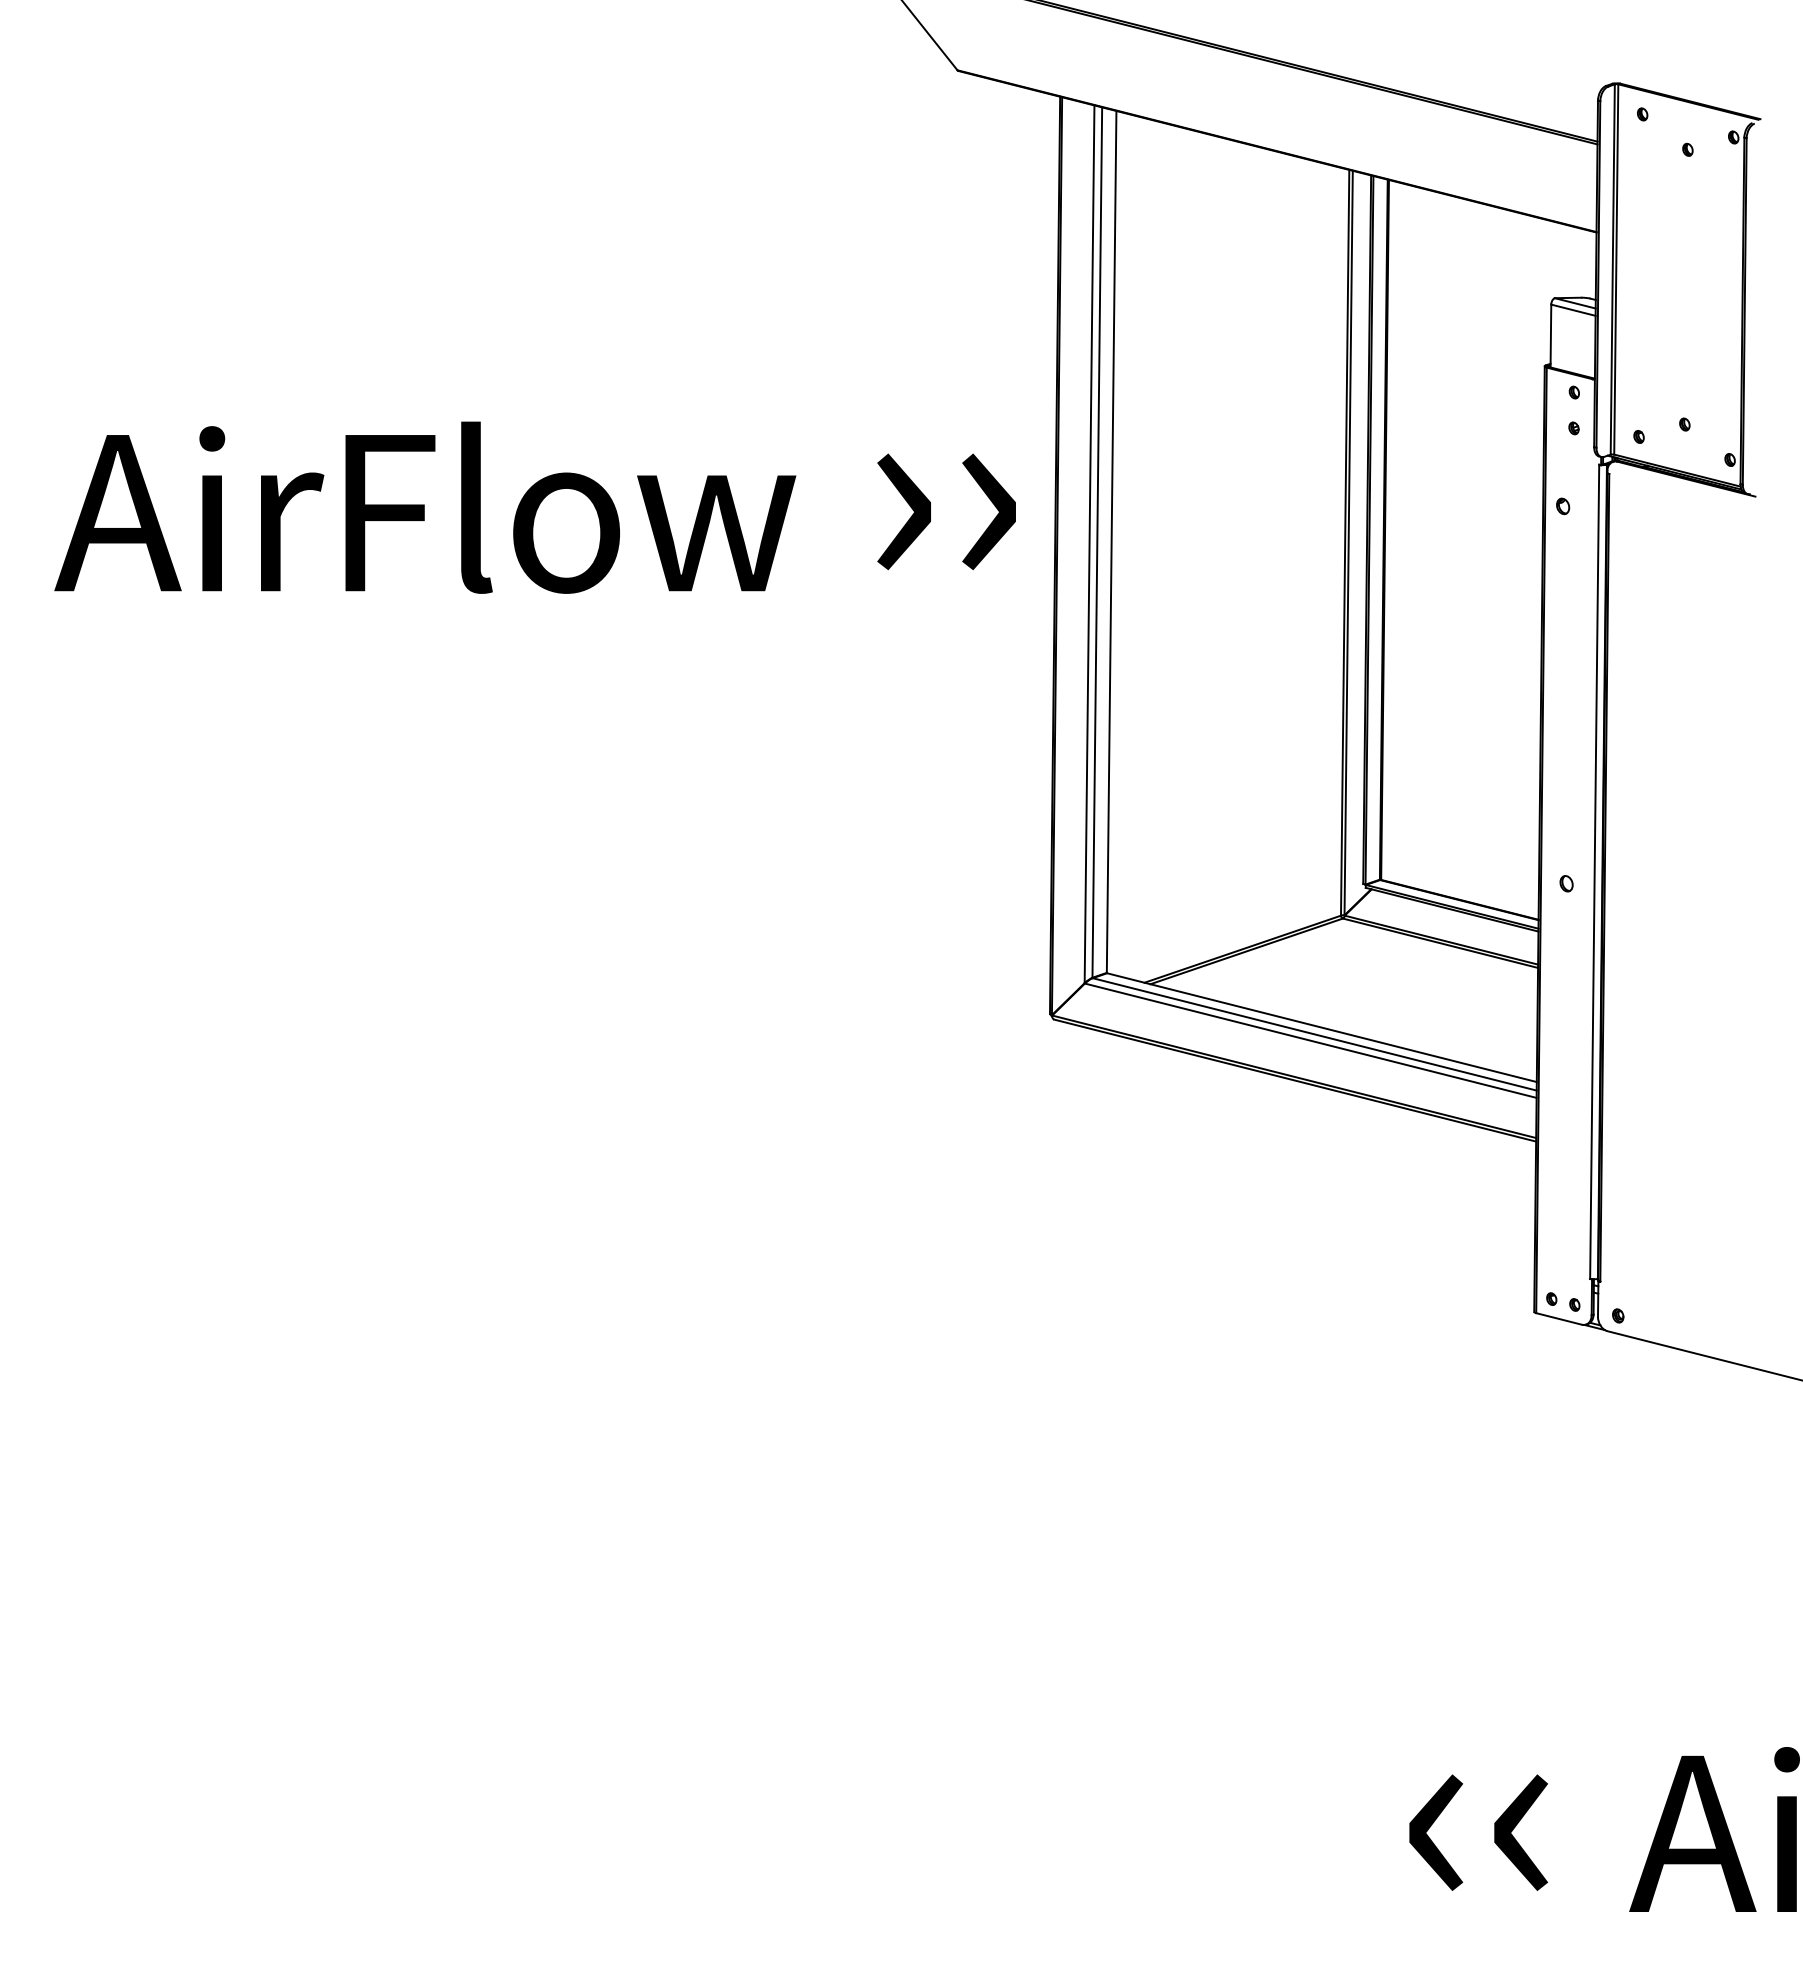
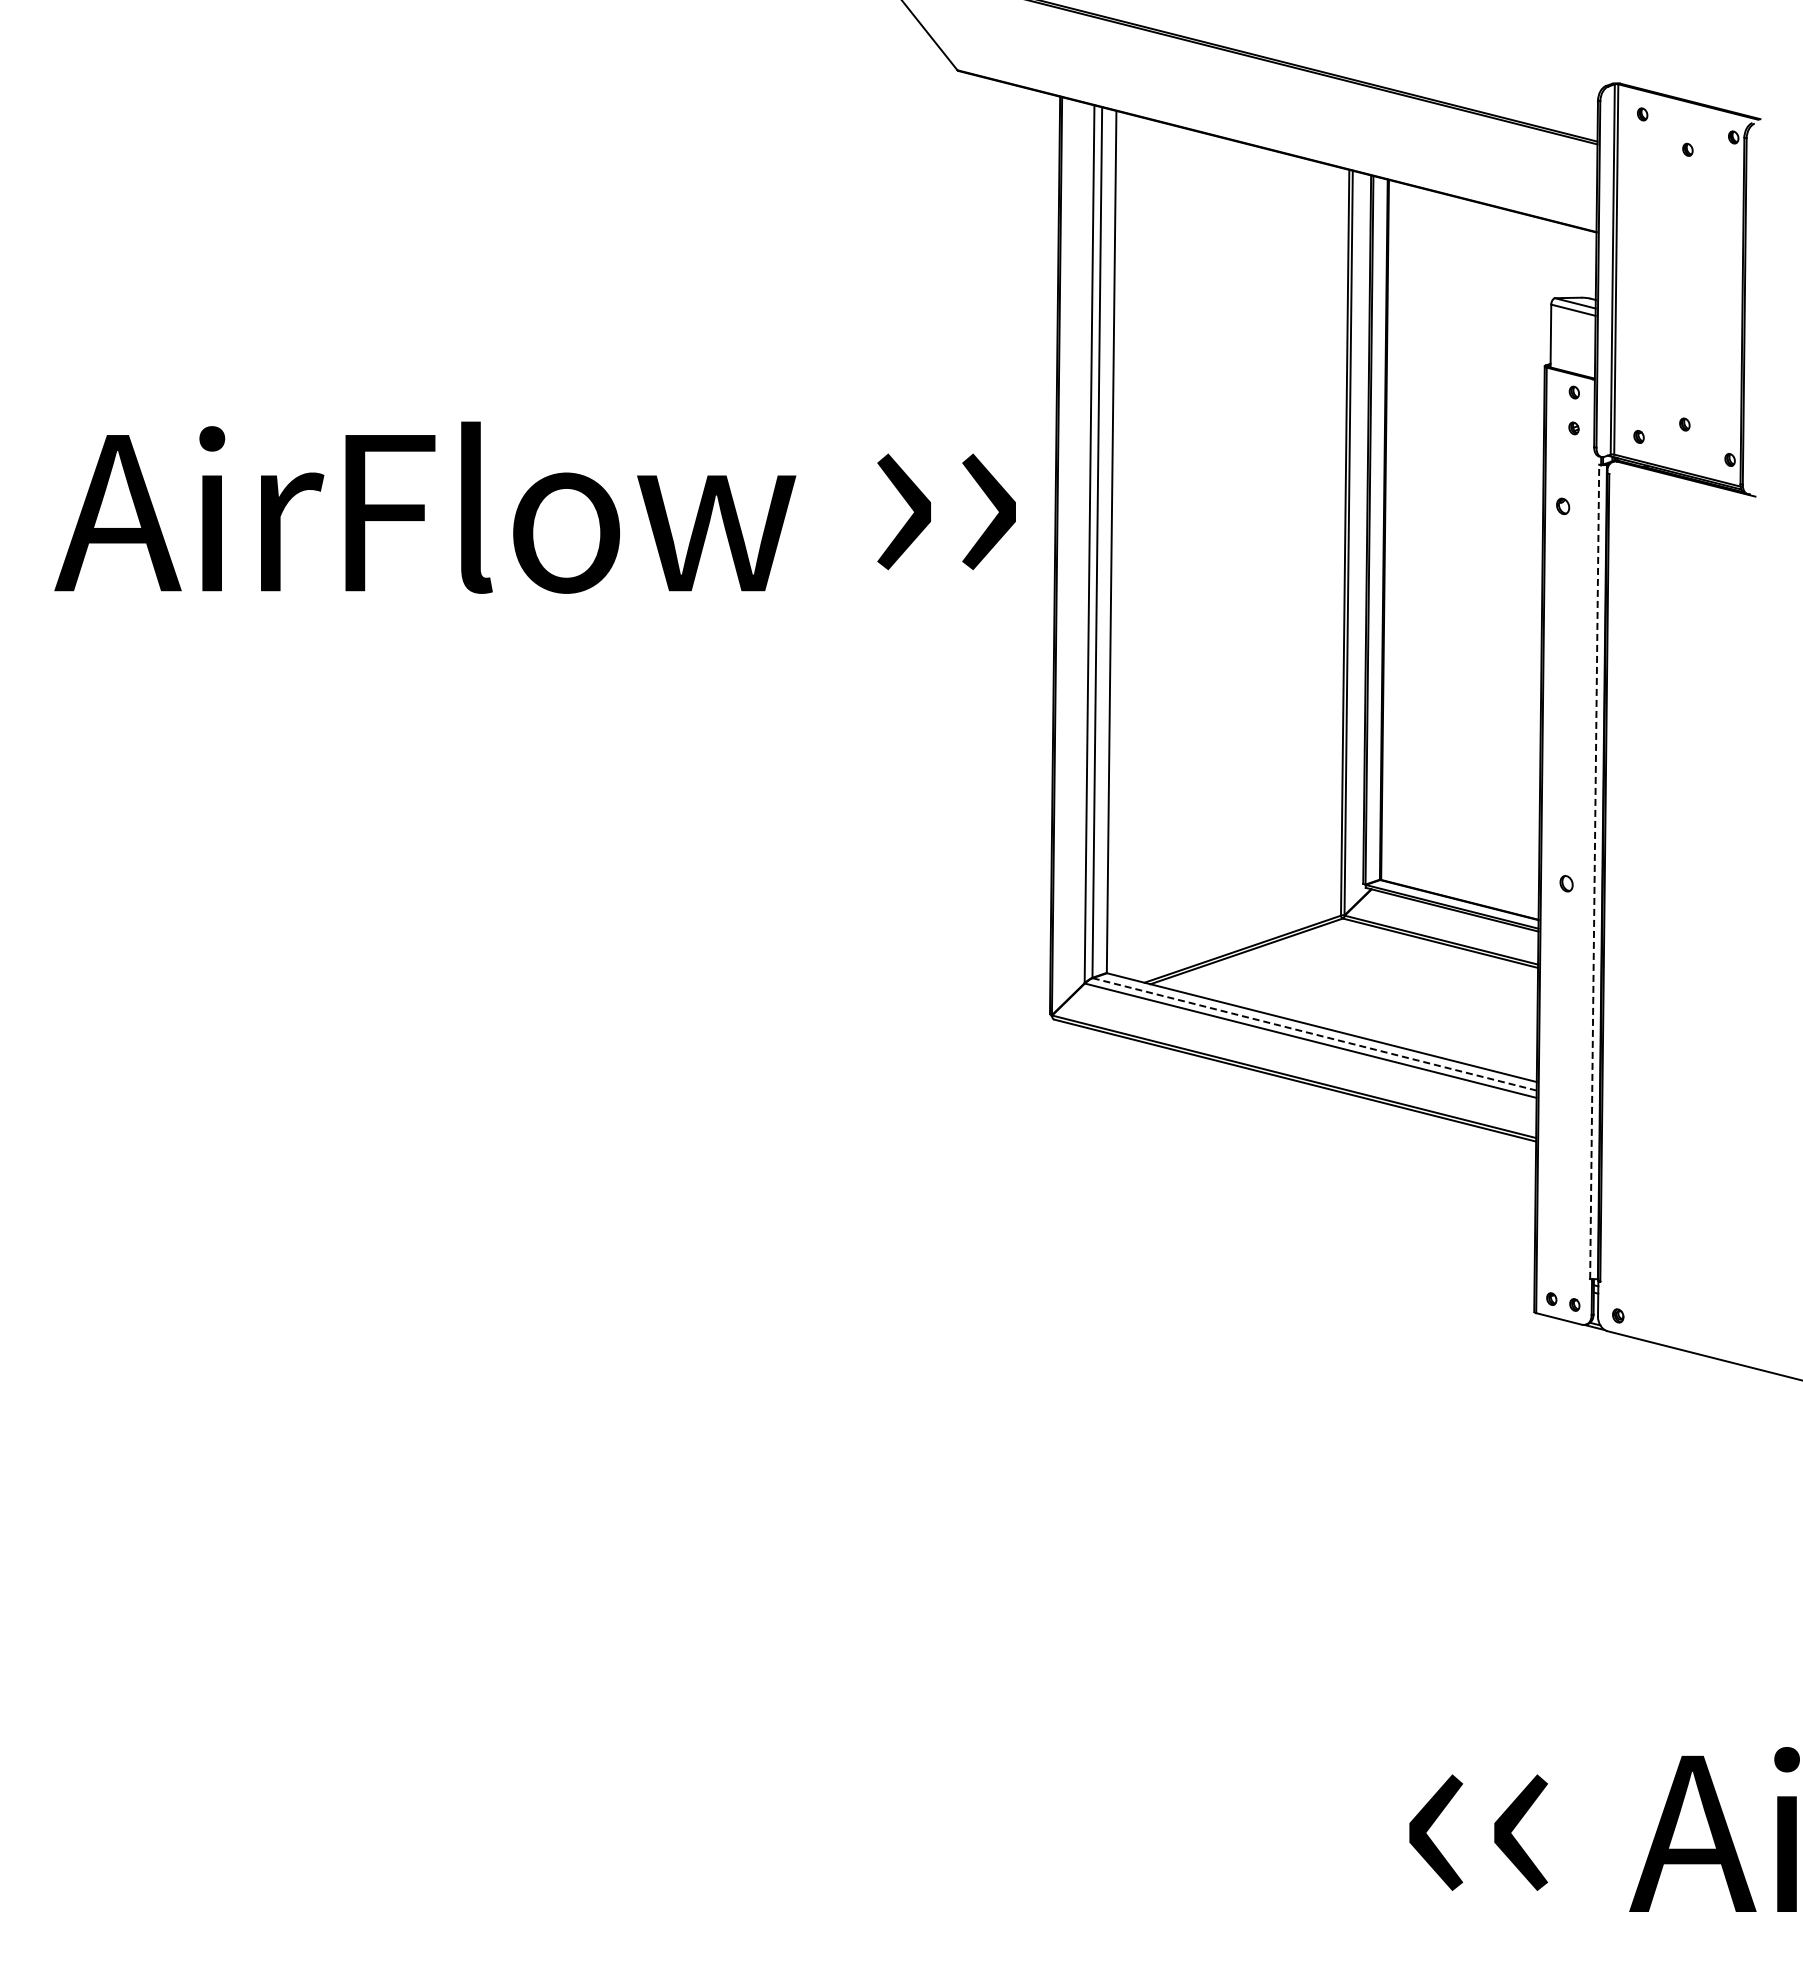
line: solid -> dashed (1594, 871)
line: solid -> dashed (1314, 1034)
